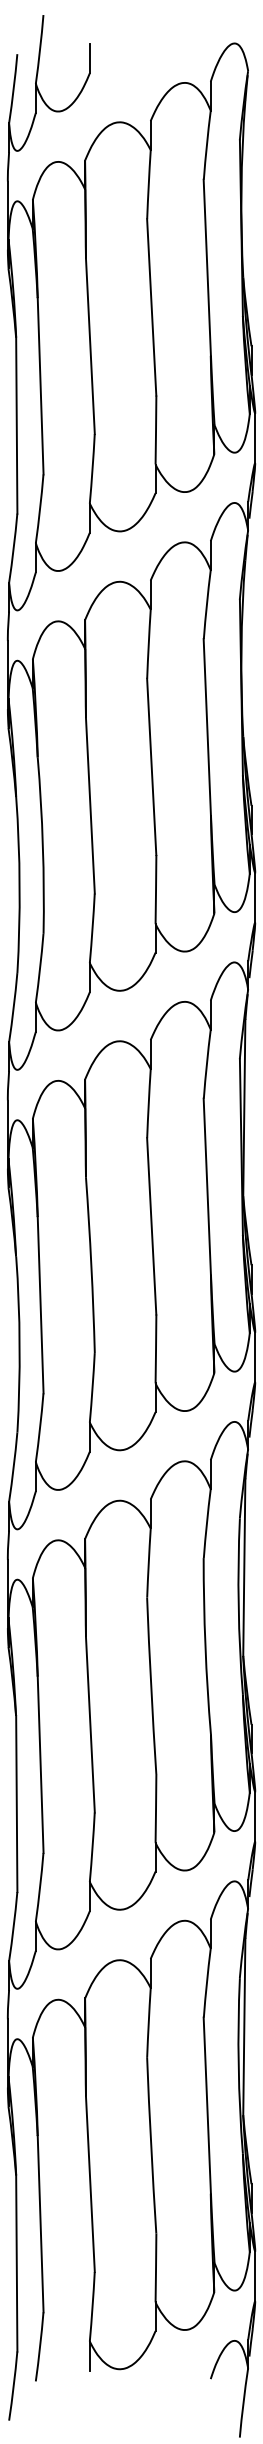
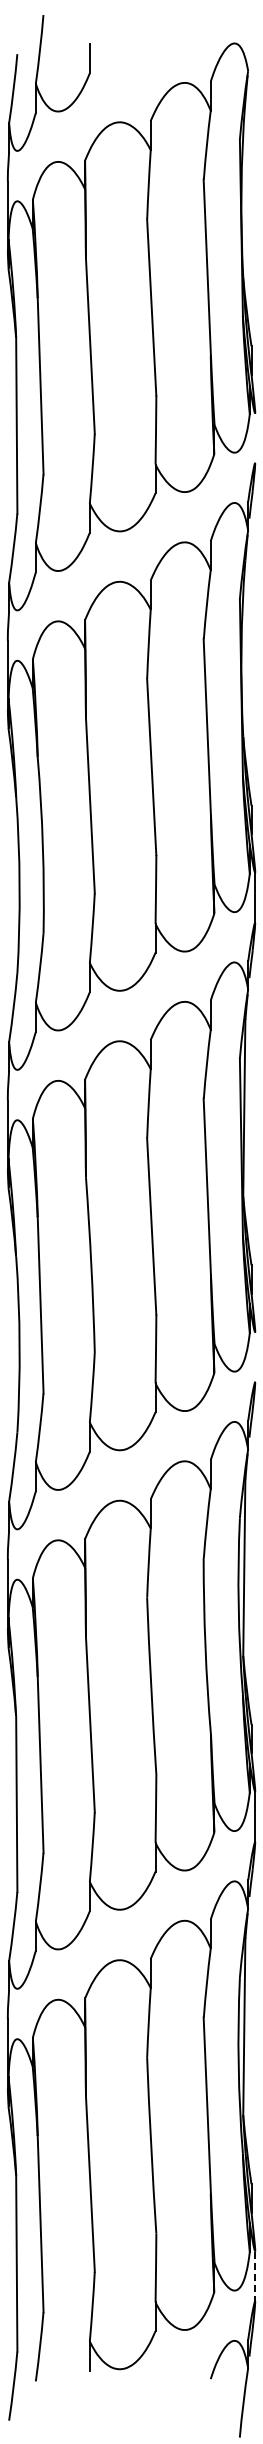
line: present -> none (255, 438)
line: present -> none (255, 1357)
line: solid -> dashed (255, 2275)
